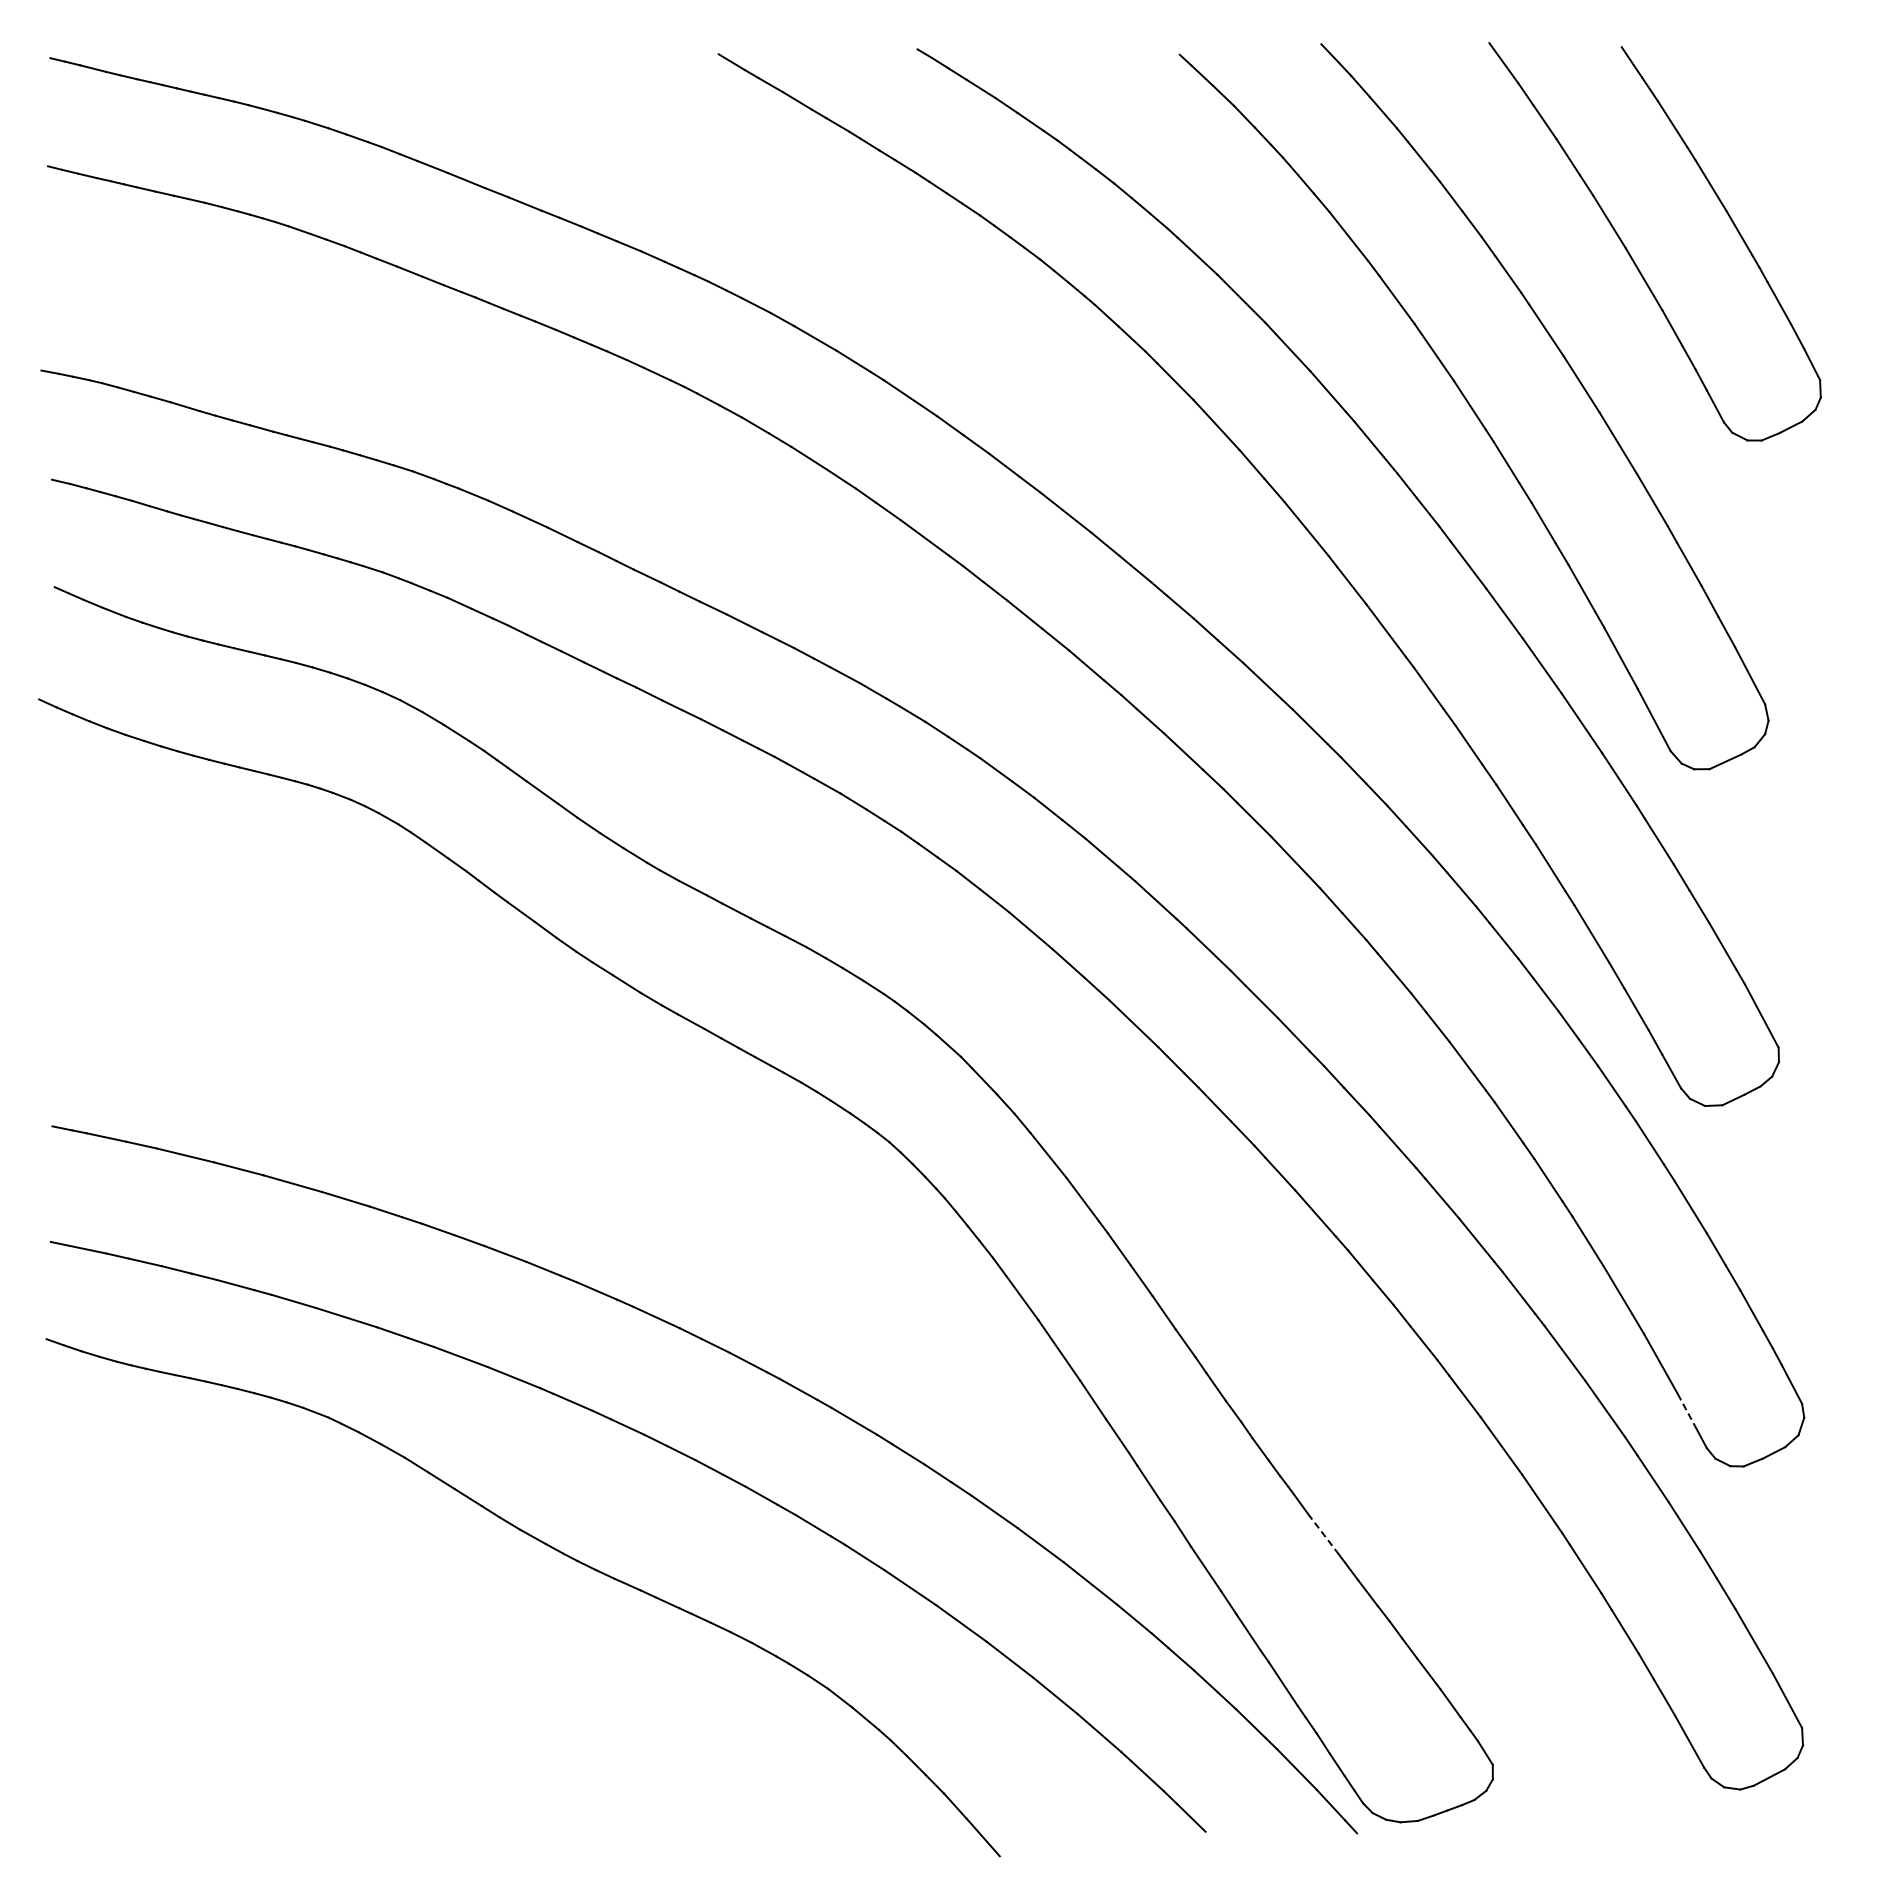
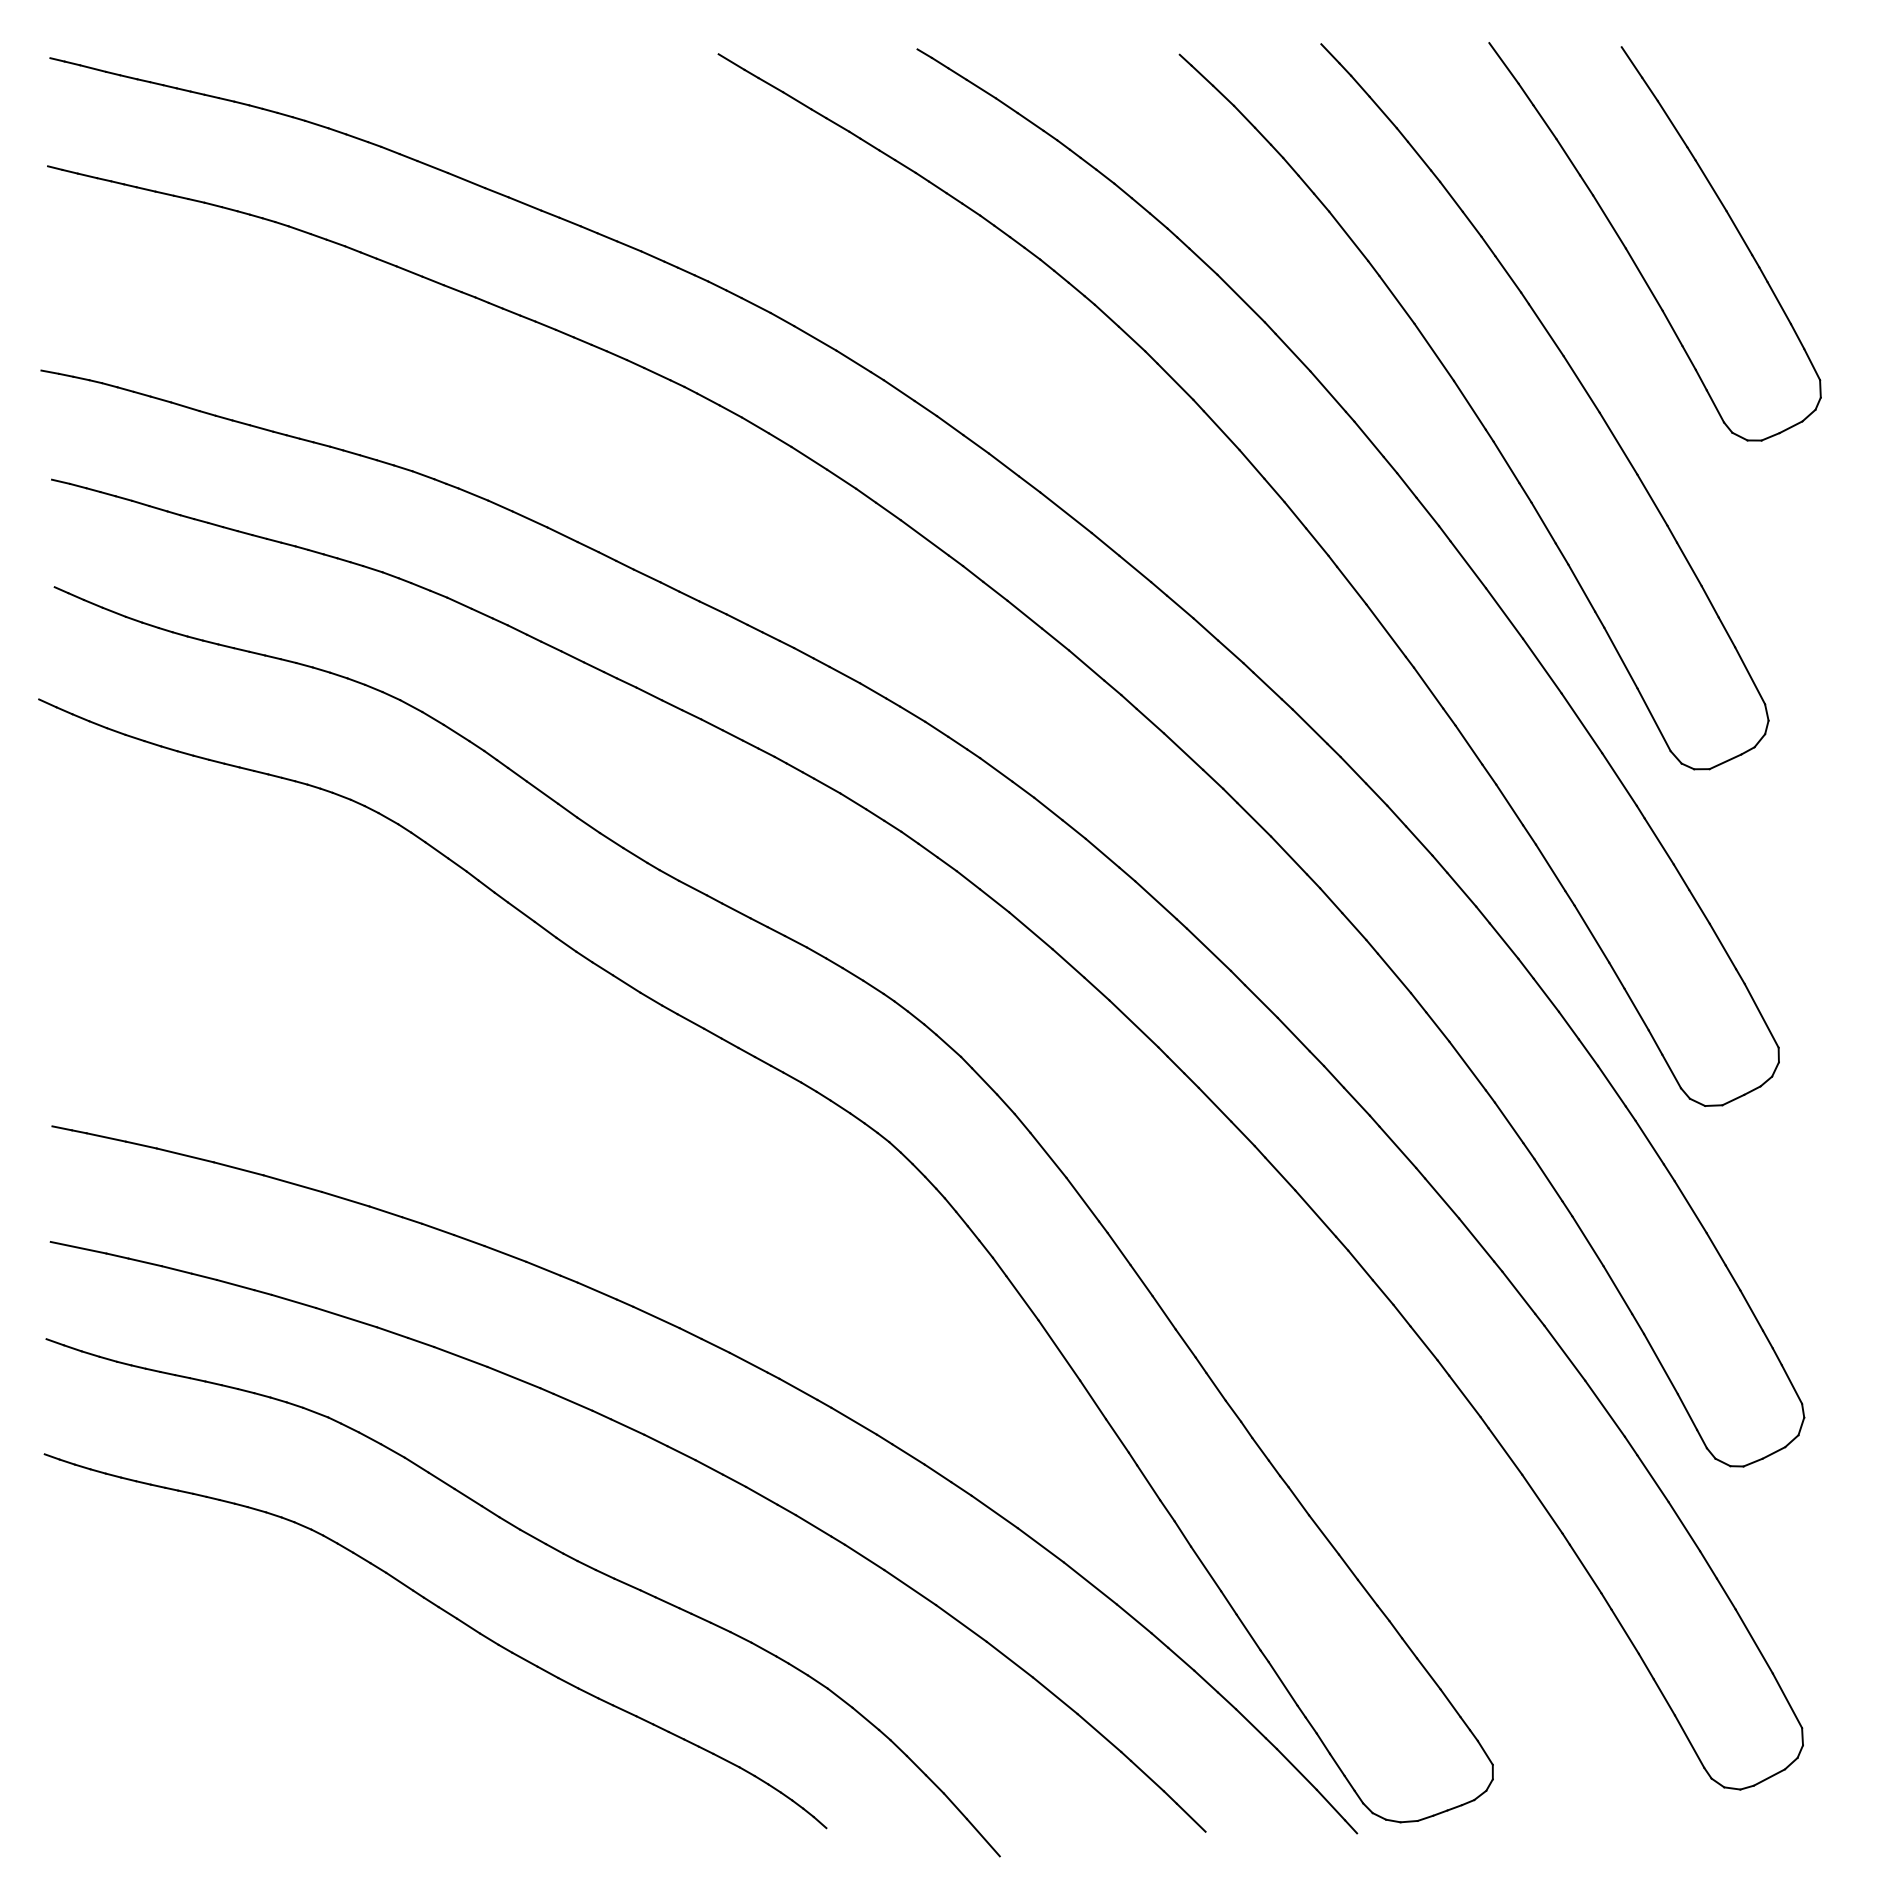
line: dashed -> solid (1687, 1412)
line: dashed -> solid (1324, 1534)
part: none -> present (451, 1616)
